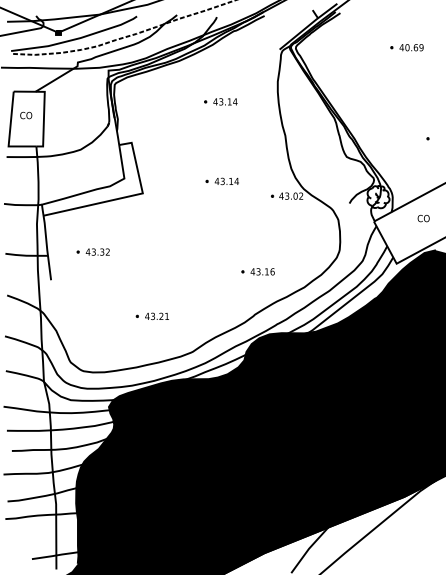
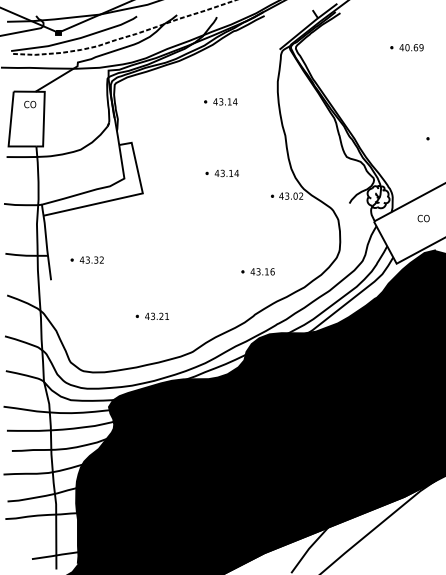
text position: (26, 115) -> (30, 104) (30, 104)
part position: (221, 181) -> (221, 173) (221, 173)
part position: (92, 251) -> (86, 259) (86, 259)
